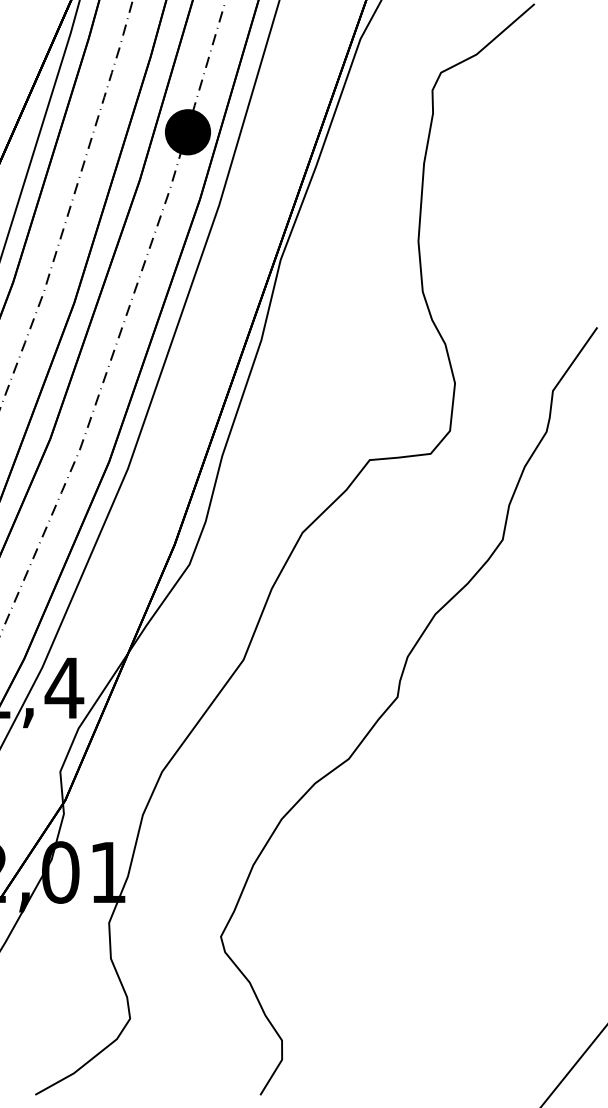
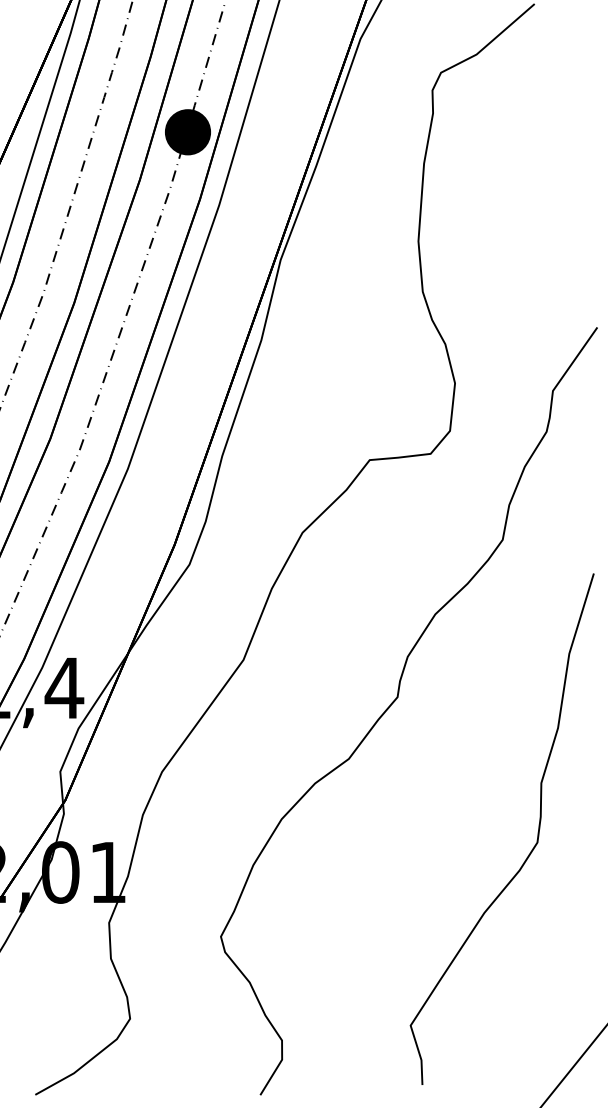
curve: none -> present (537, 832)
